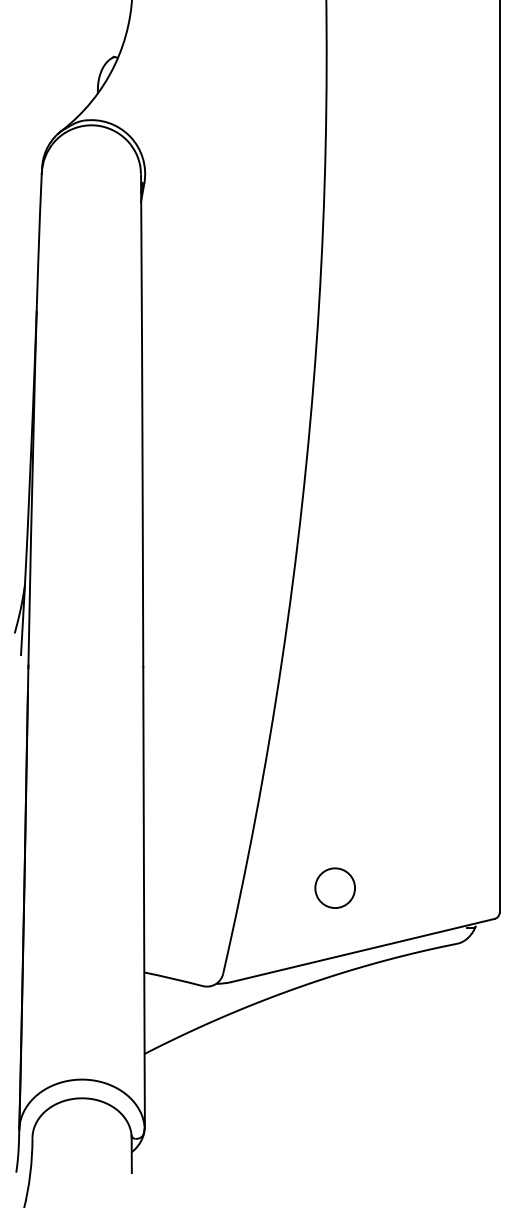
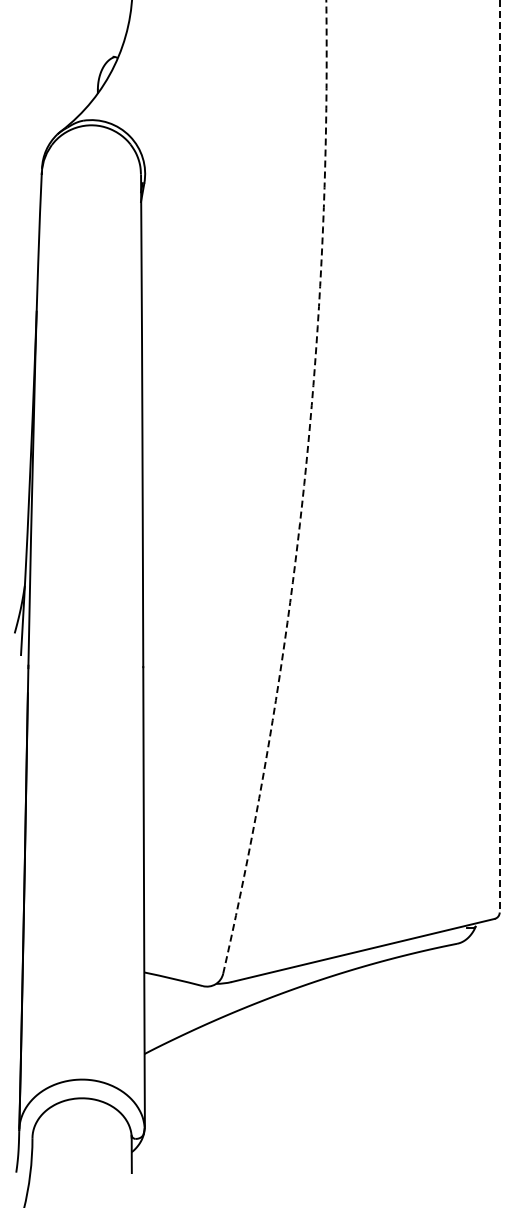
line: solid -> dashed (499, 456)
arc: solid -> dashed (303, 489)
circle: present -> none (334, 887)
